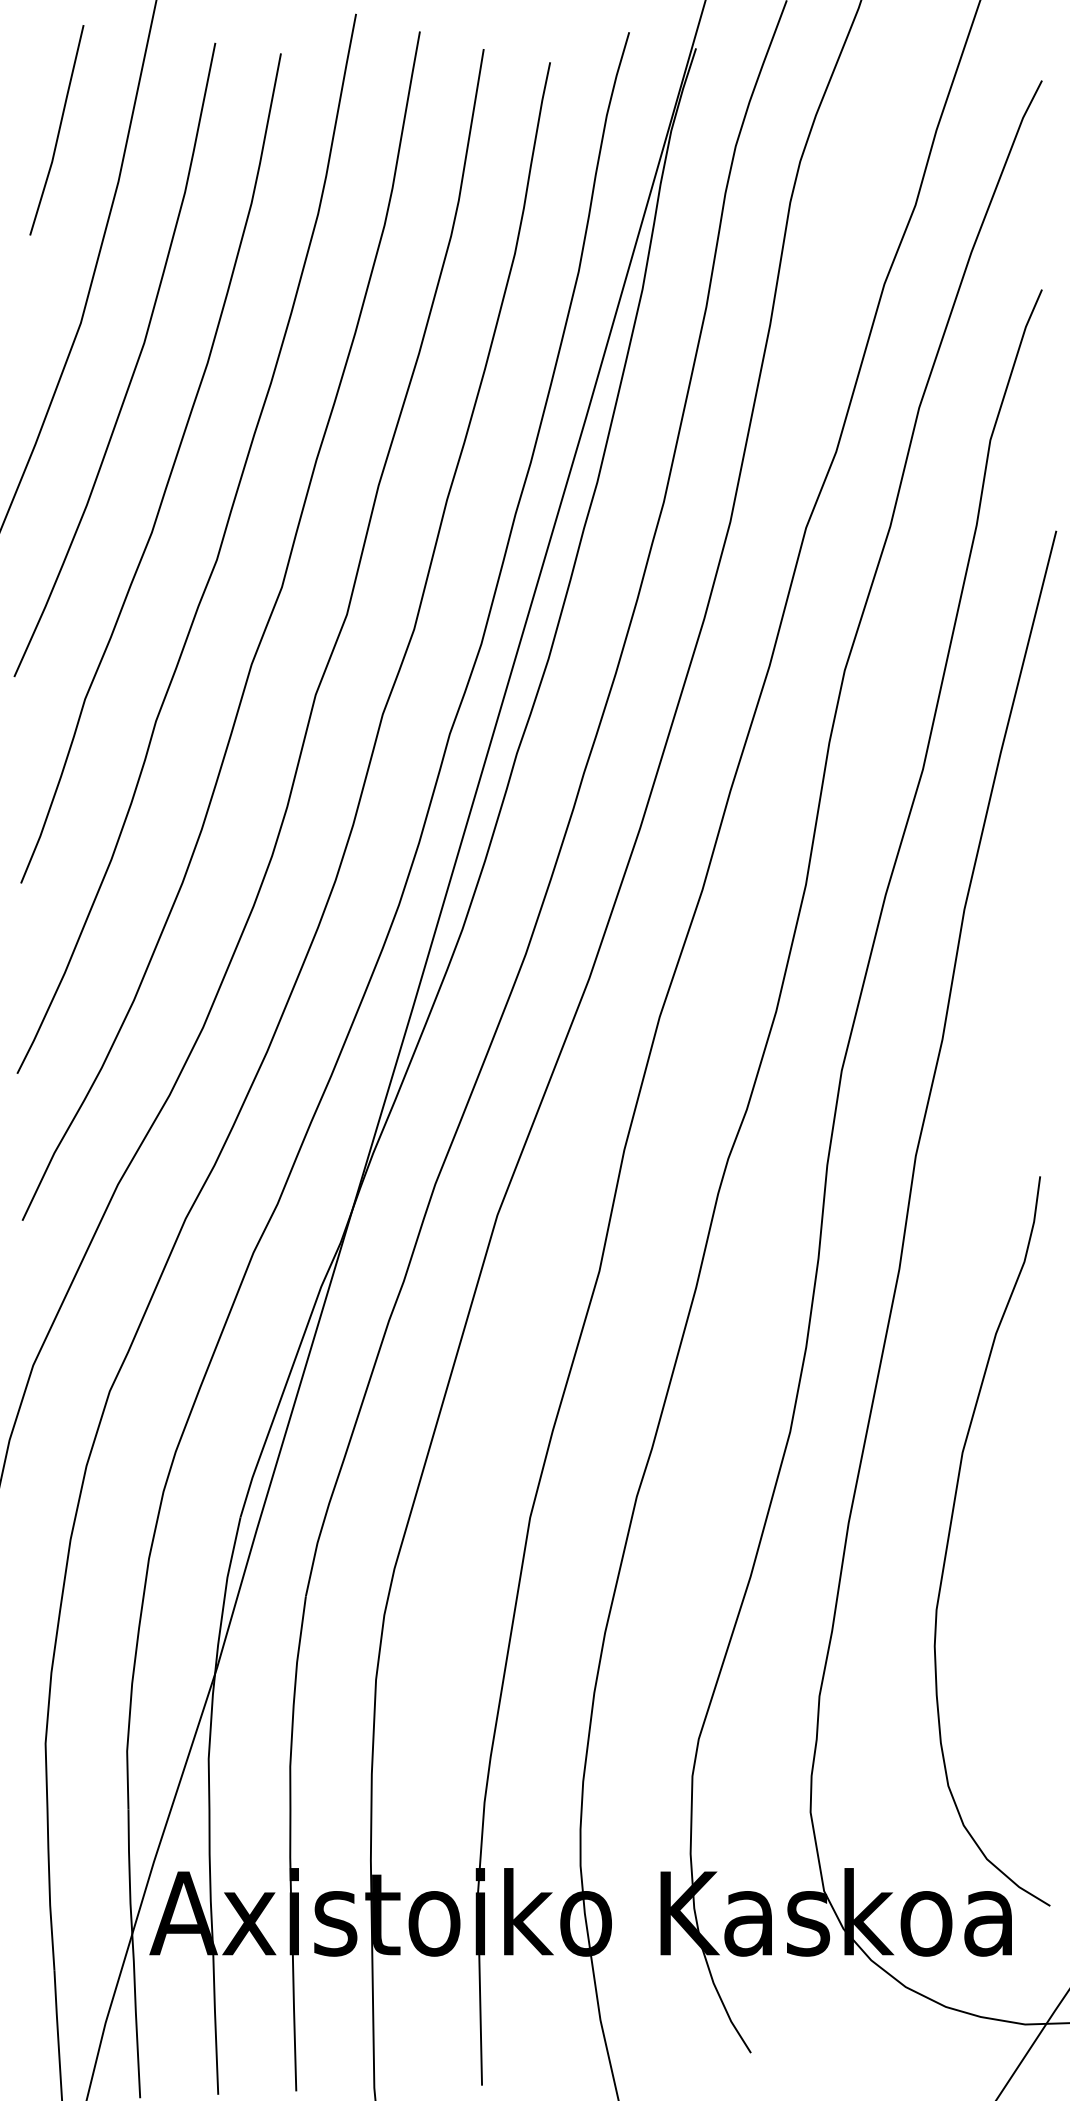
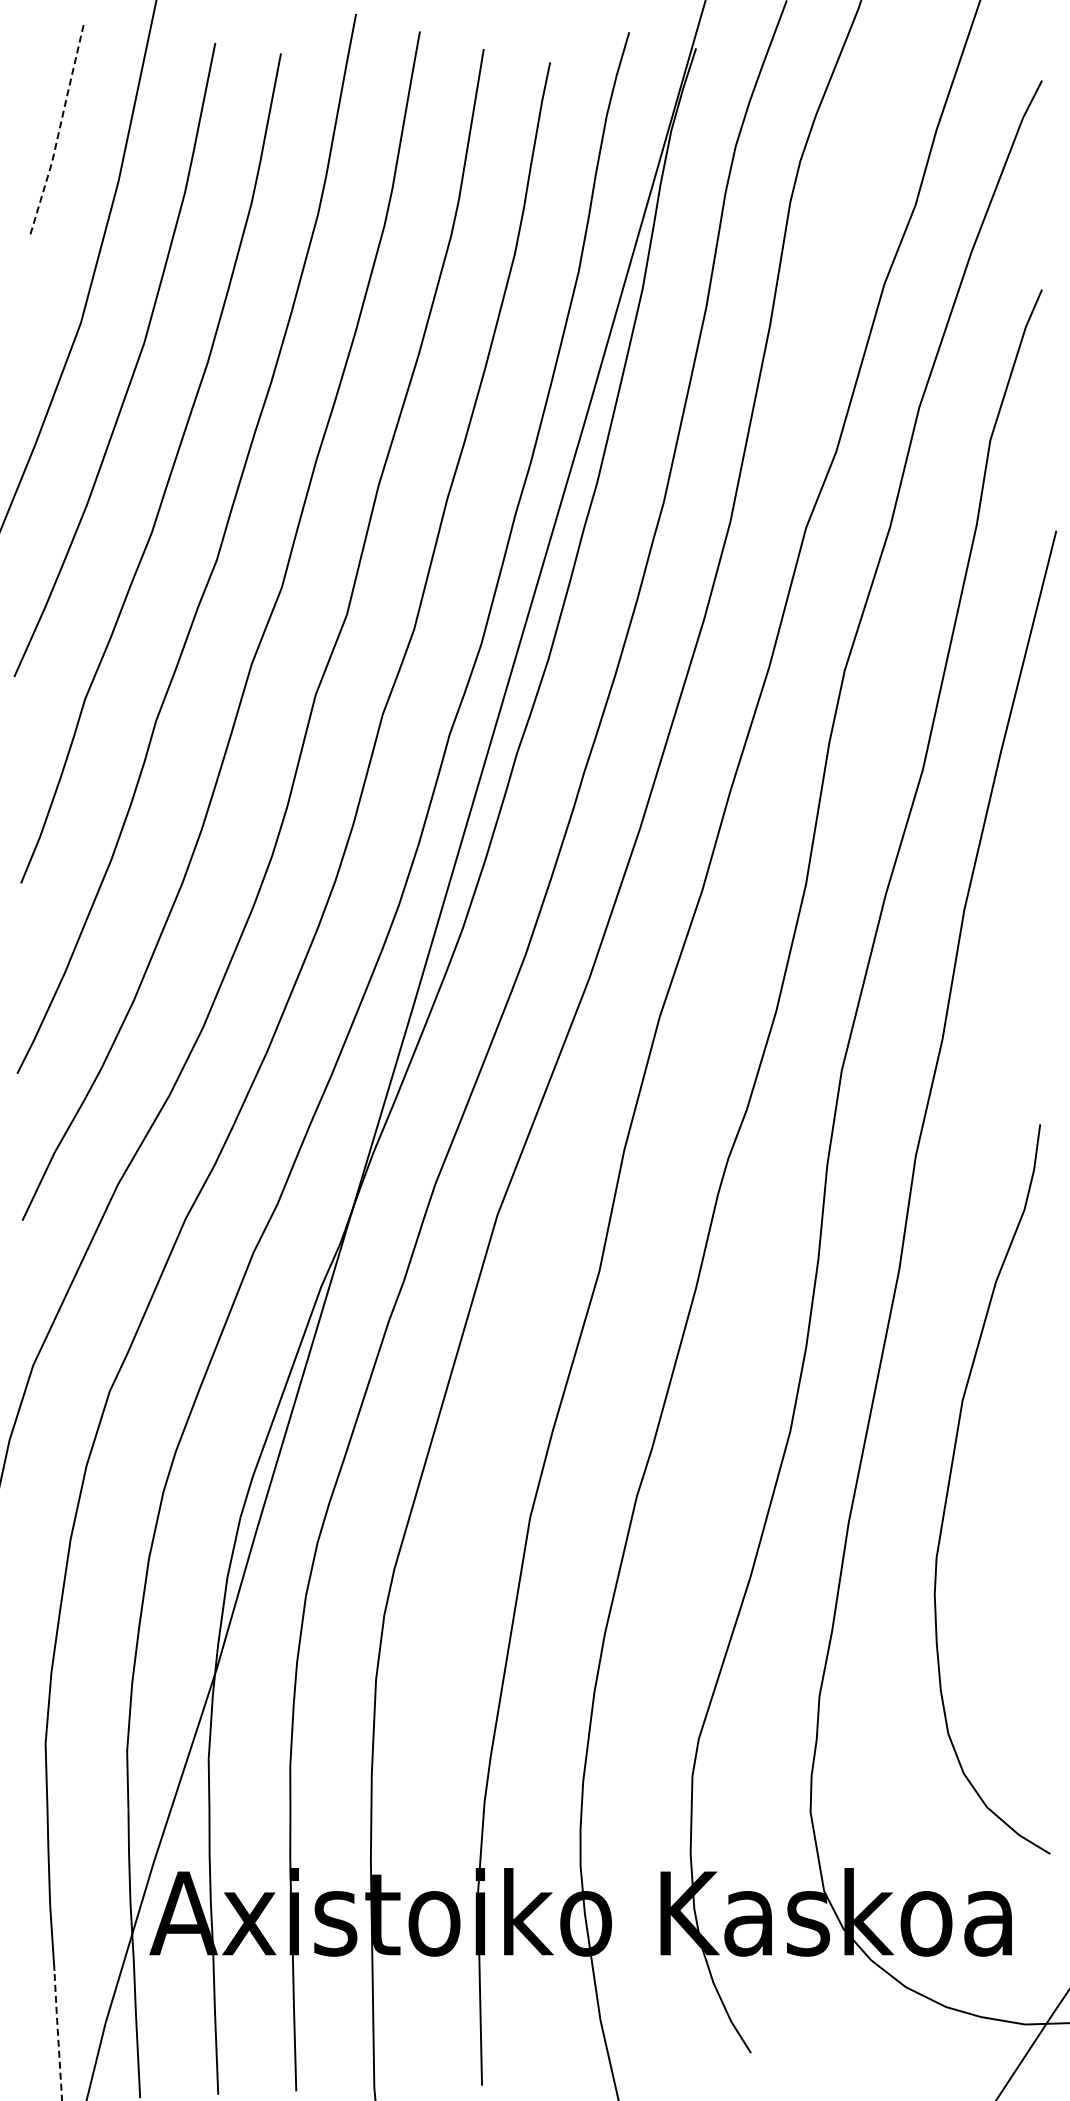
line: solid -> dashed (59, 130)
curve position: (950, 1533) -> (950, 1481) (950, 1481)
line: solid -> dashed (58, 2035)
